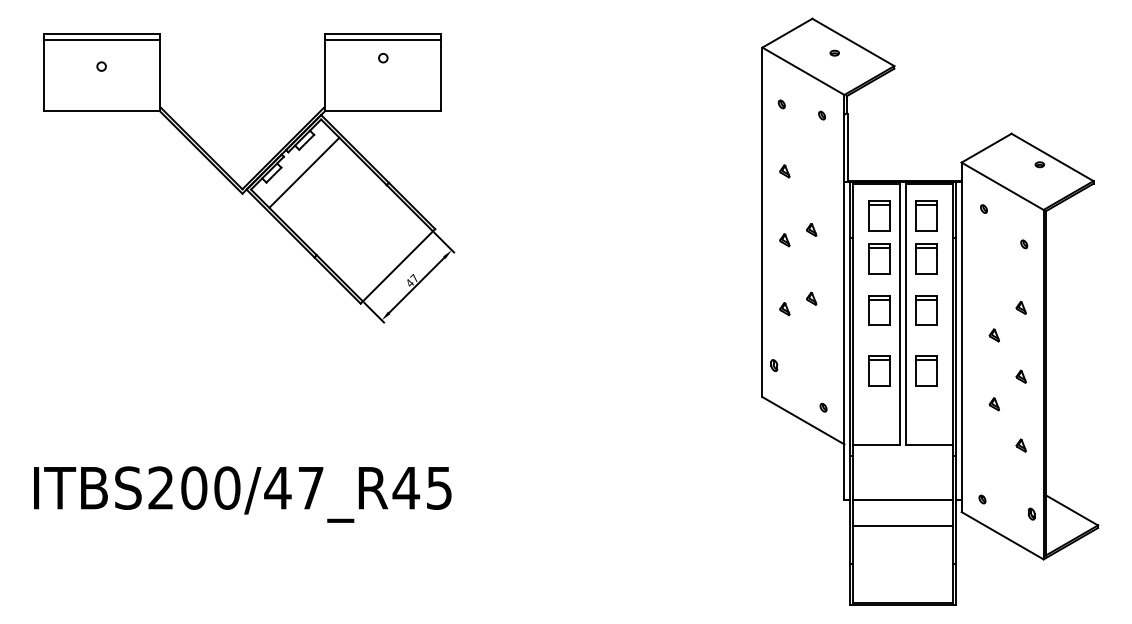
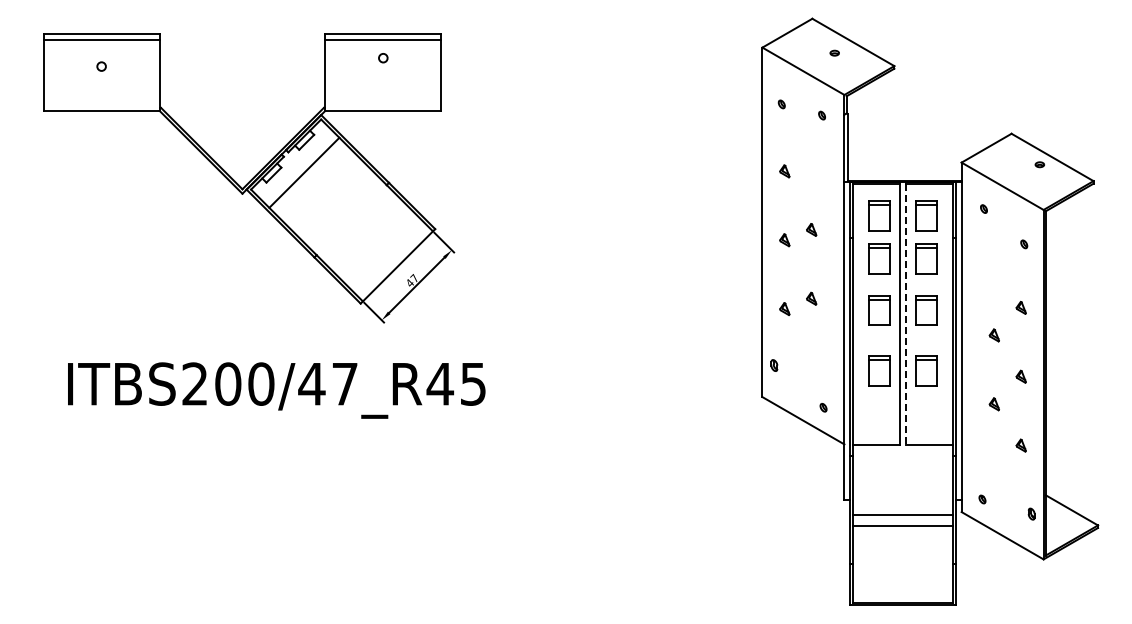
line: solid -> dashed (906, 315)
text position: (242, 494) -> (276, 390) (276, 390)
line position: (902, 499) -> (902, 514) (902, 514)
